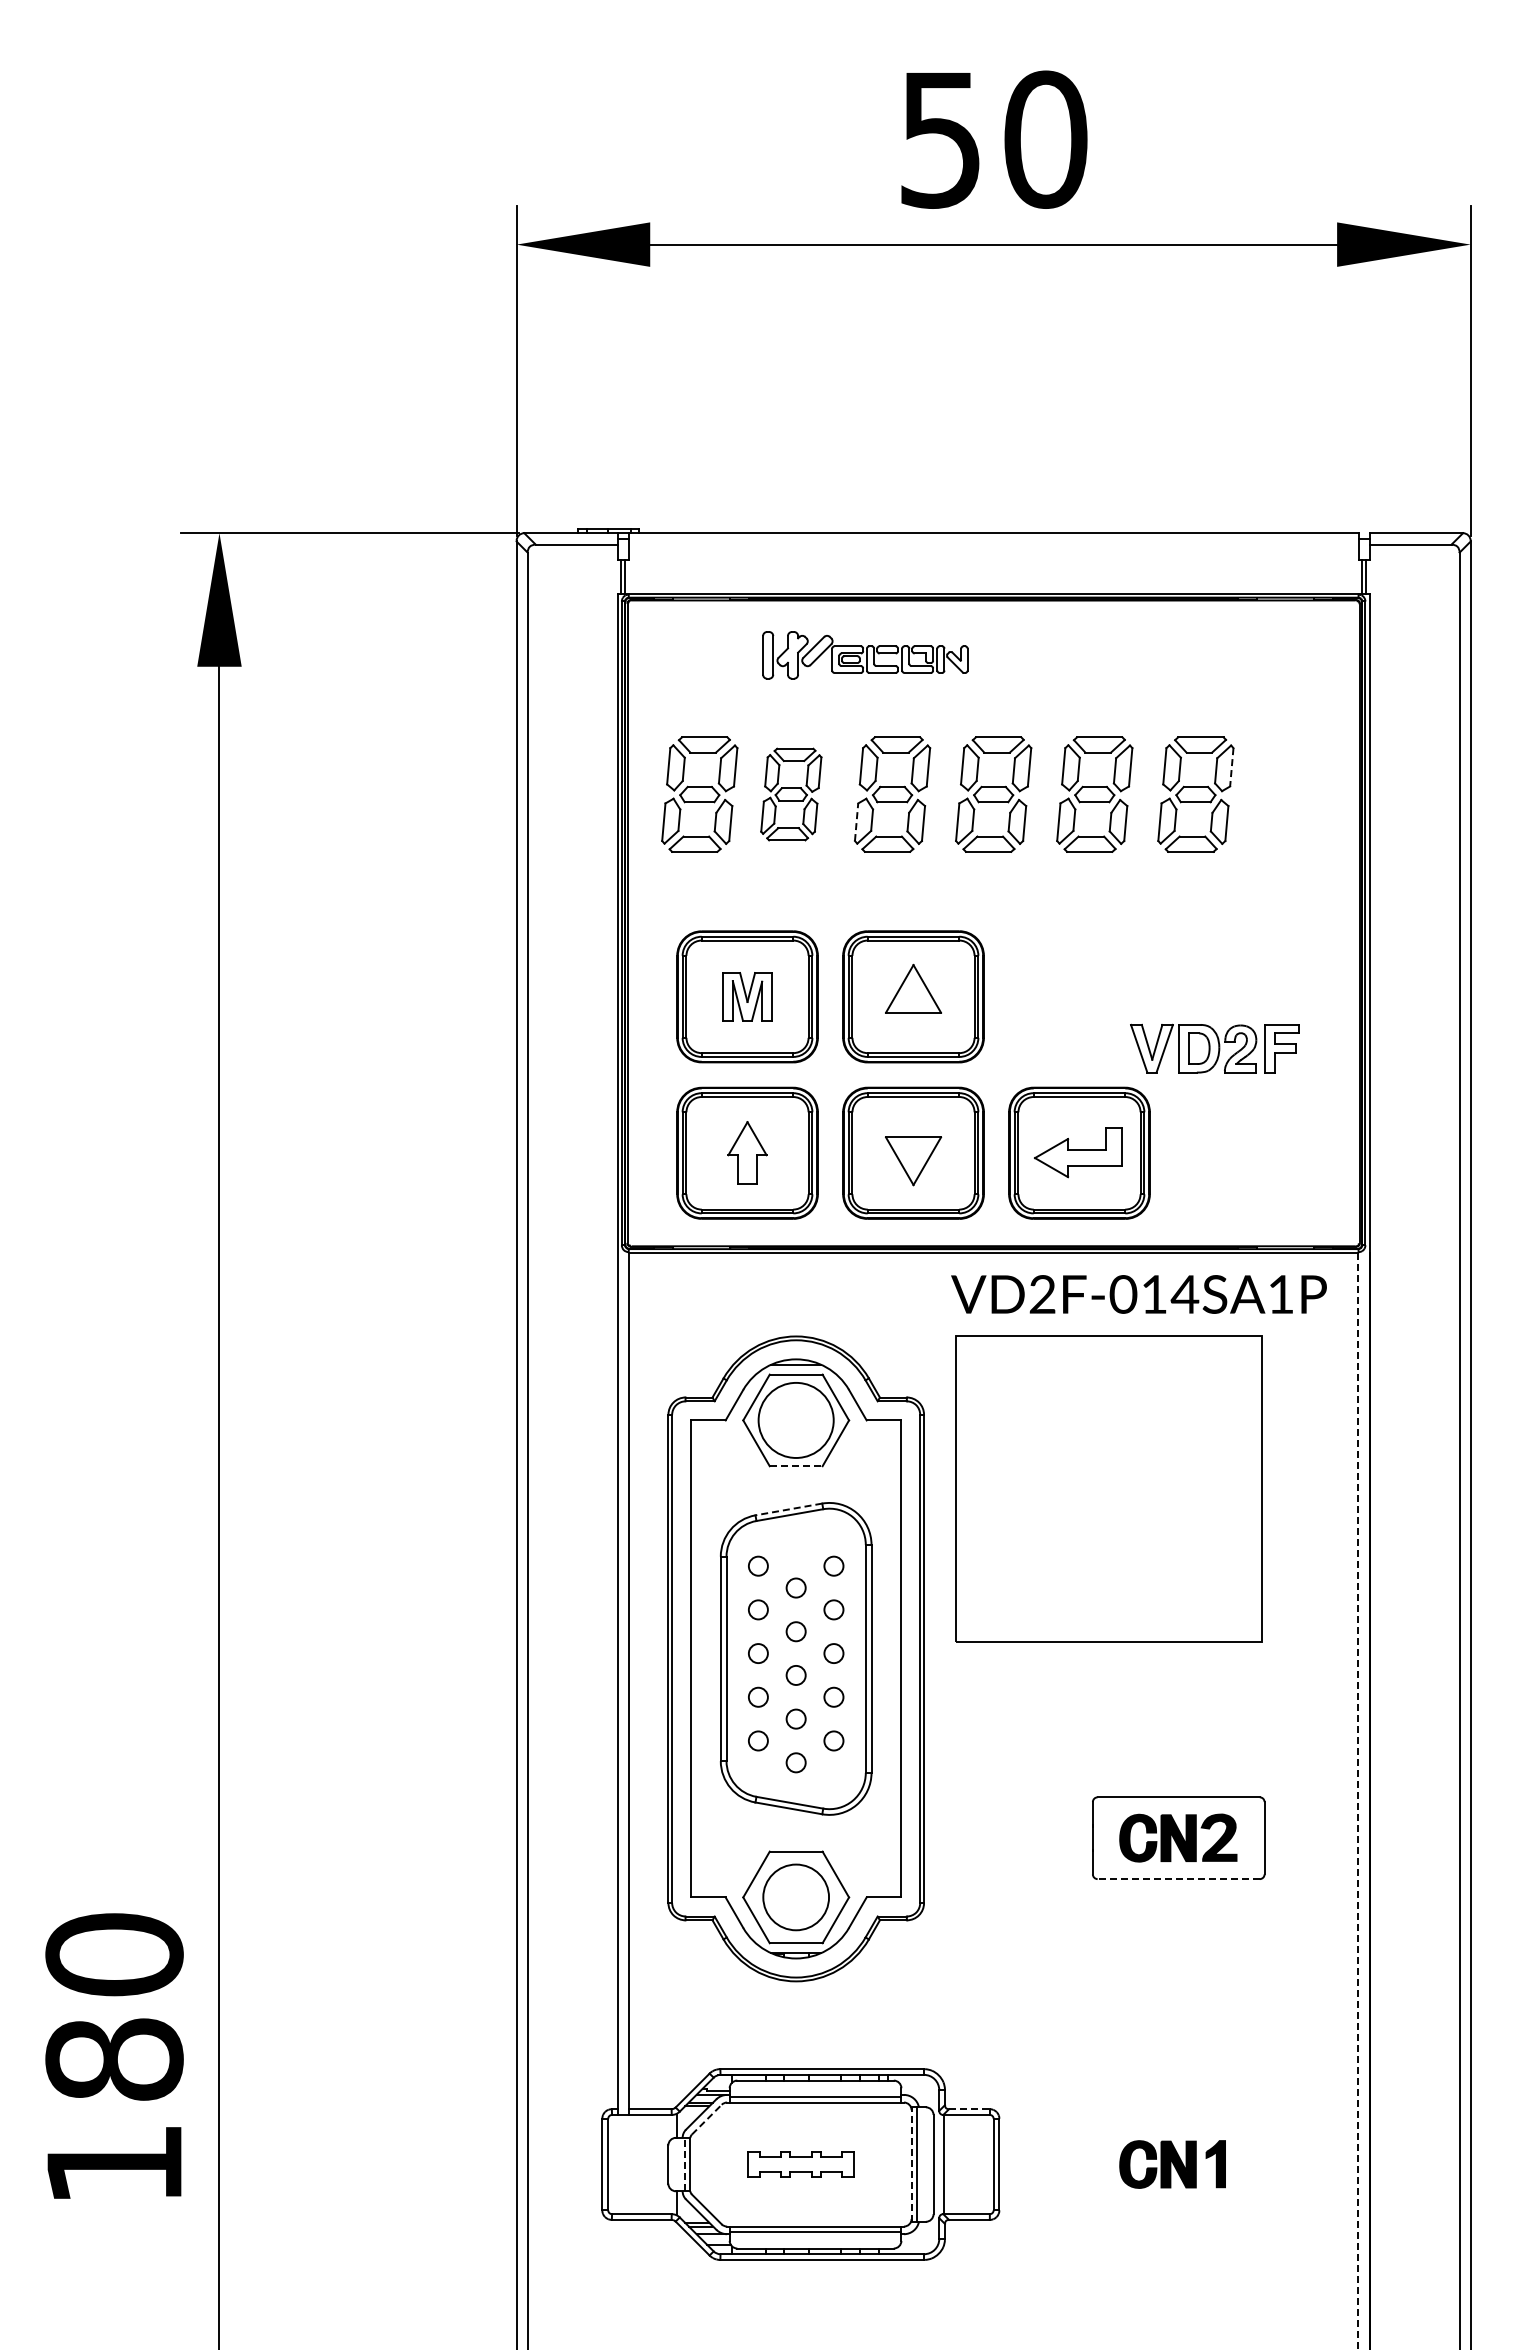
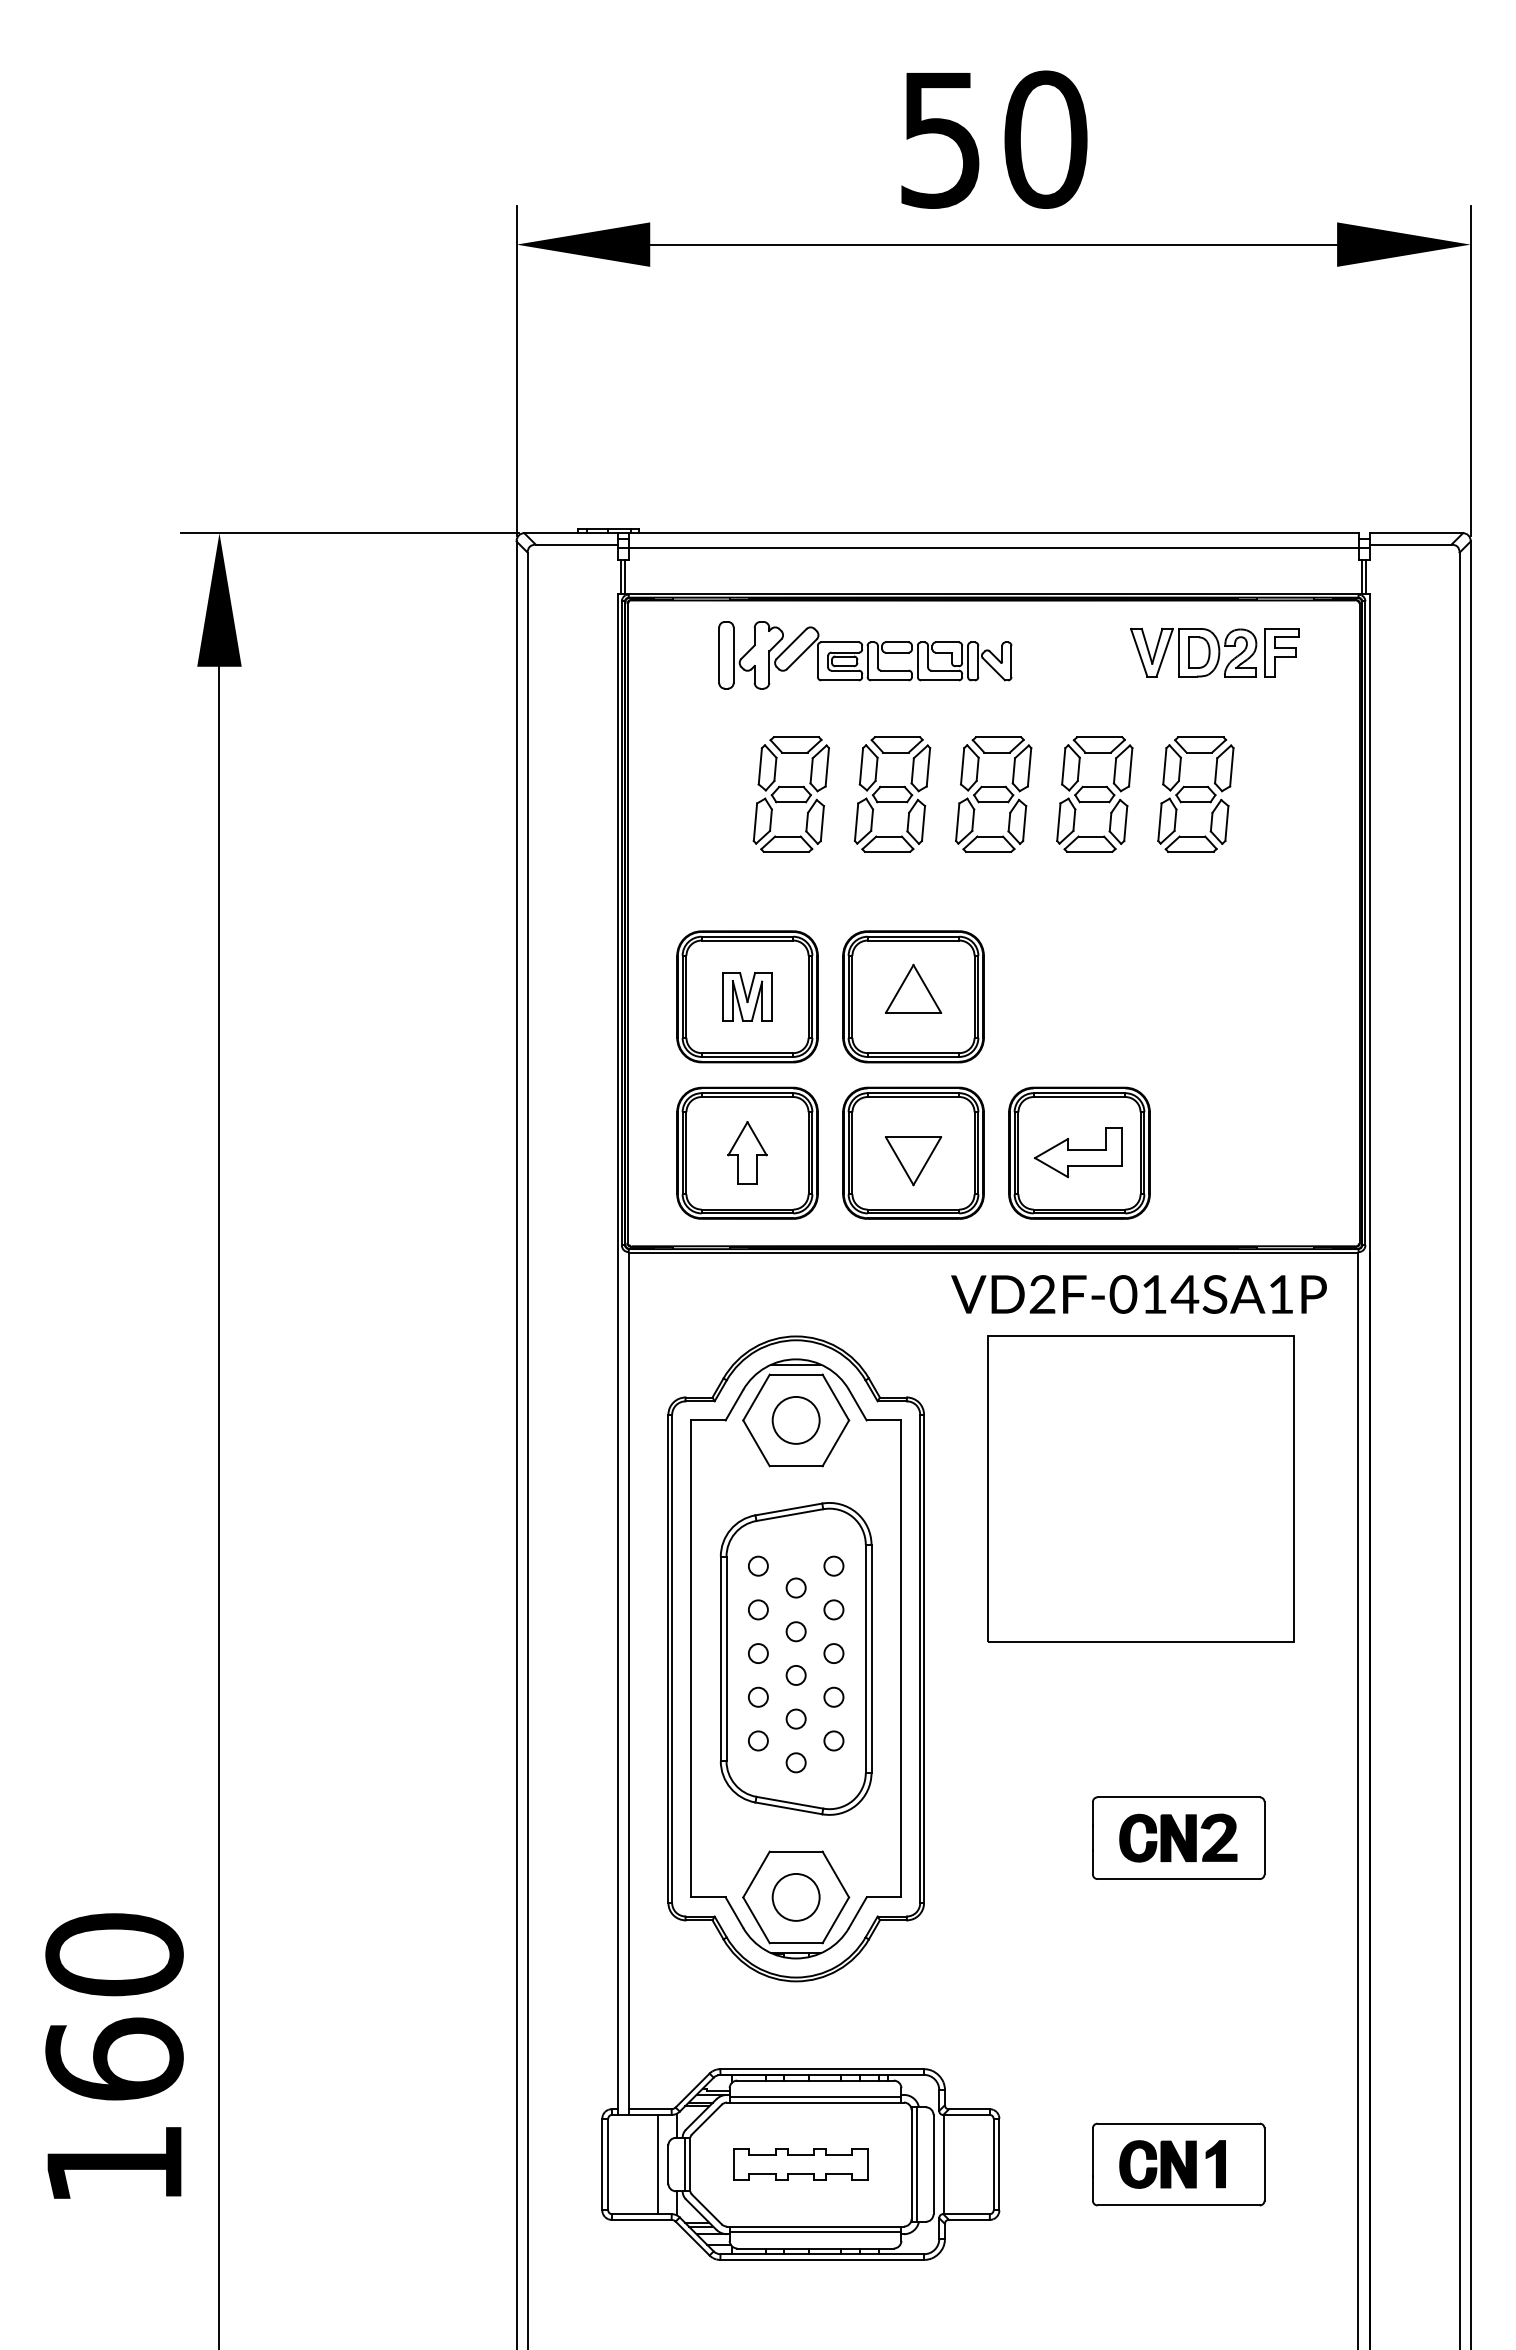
line: none -> present (993, 548)
part size: 207x49 px -> 295x69 px (865, 655)
line: dashed -> solid (1231, 767)
part: present -> none (699, 794)
part size: 63x95 px -> 78x117 px (790, 794)
line: dashed -> solid (856, 822)
part position: (1214, 1048) -> (1214, 652) (1214, 652)
circle diameter: 75 px -> 47 px (795, 1419)
line: dashed -> solid (796, 1466)
part position: (1108, 1488) -> (1140, 1488) (1140, 1488)
line: dashed -> solid (788, 1509)
line: dashed -> solid (1358, 1801)
line: dashed -> solid (1178, 1879)
circle diameter: 66 px -> 47 px (795, 1896)
text: 180 -> 160 (114, 2058)
line: dashed -> solid (969, 2109)
line: dashed -> solid (707, 2119)
line: none -> present (657, 2164)
line: dashed -> solid (684, 2164)
part size: 108x27 px -> 136x33 px (800, 2164)
line: dashed -> solid (911, 2164)
part: none -> present (1178, 2164)
